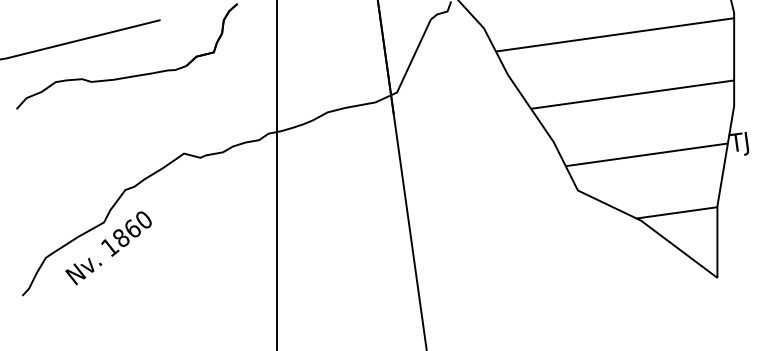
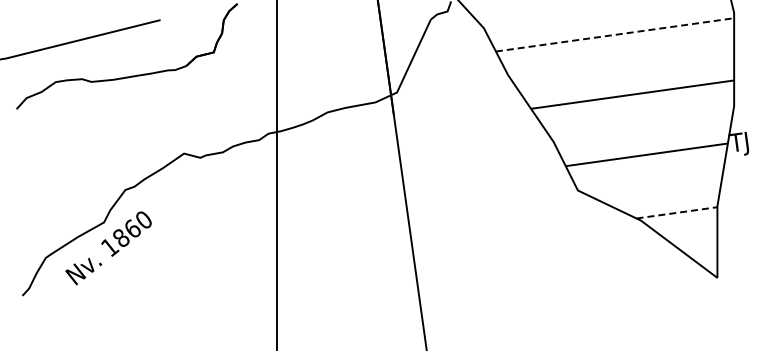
line: solid -> dashed (615, 34)
line: solid -> dashed (676, 212)
